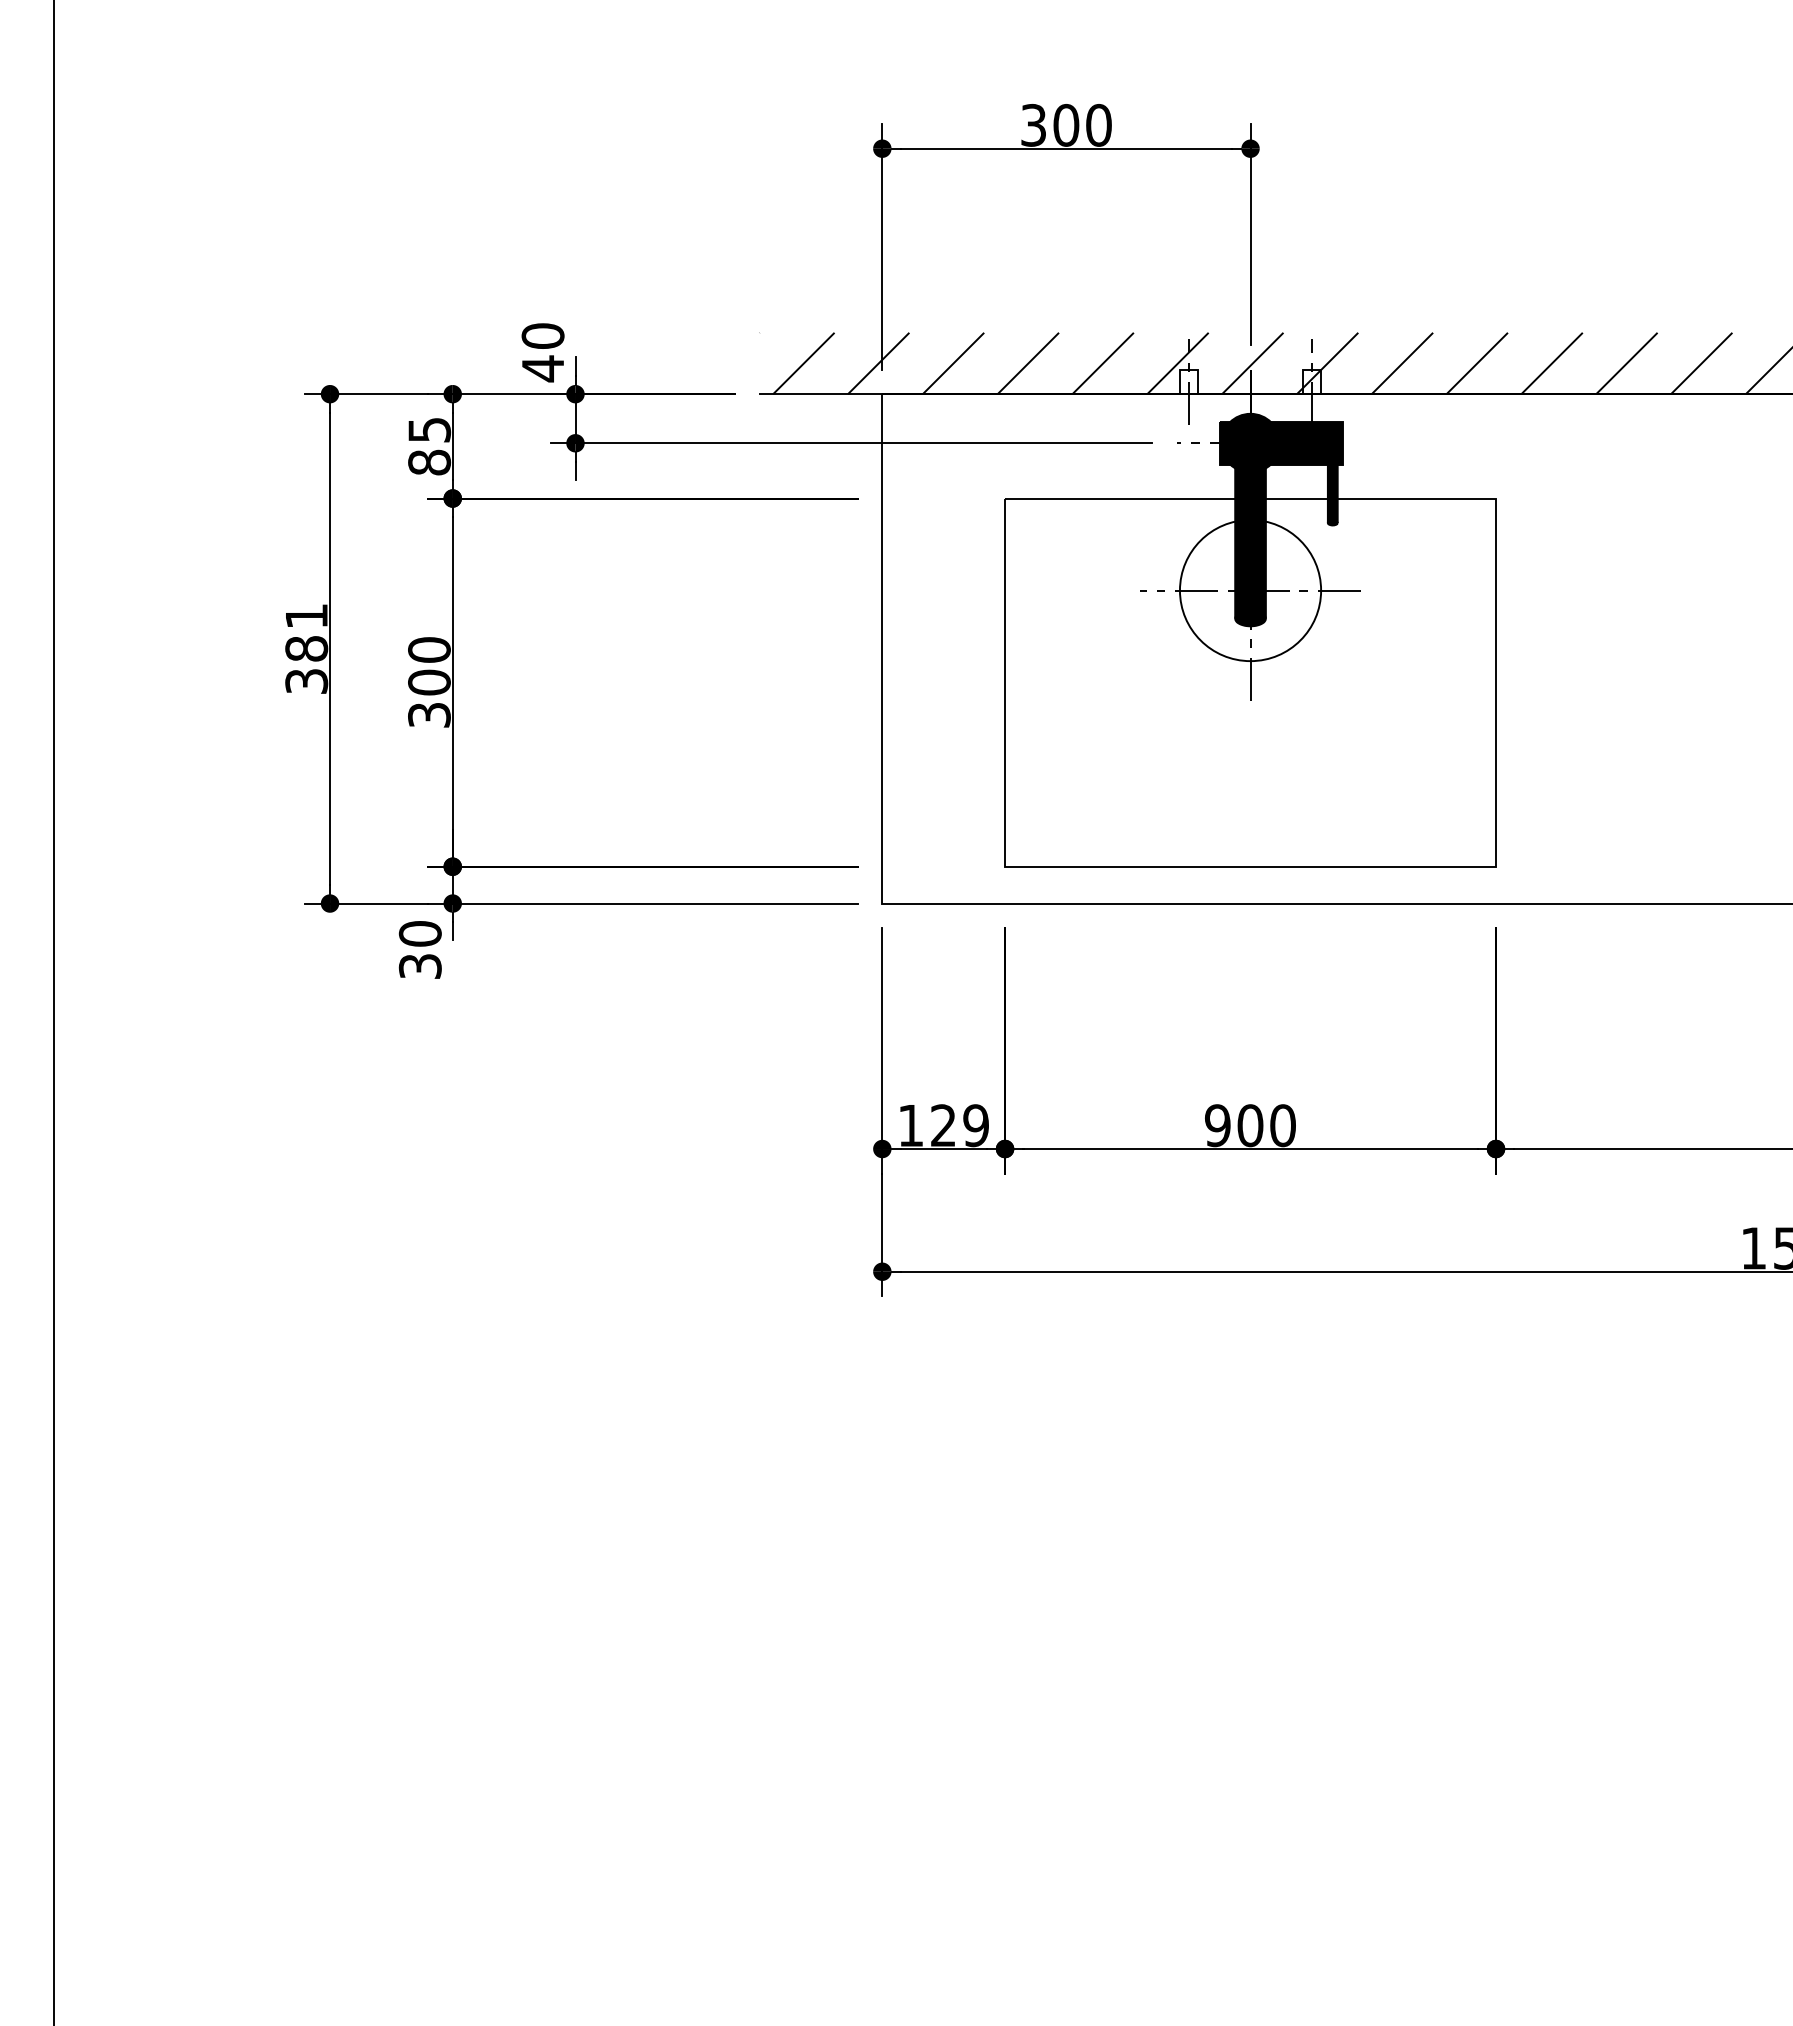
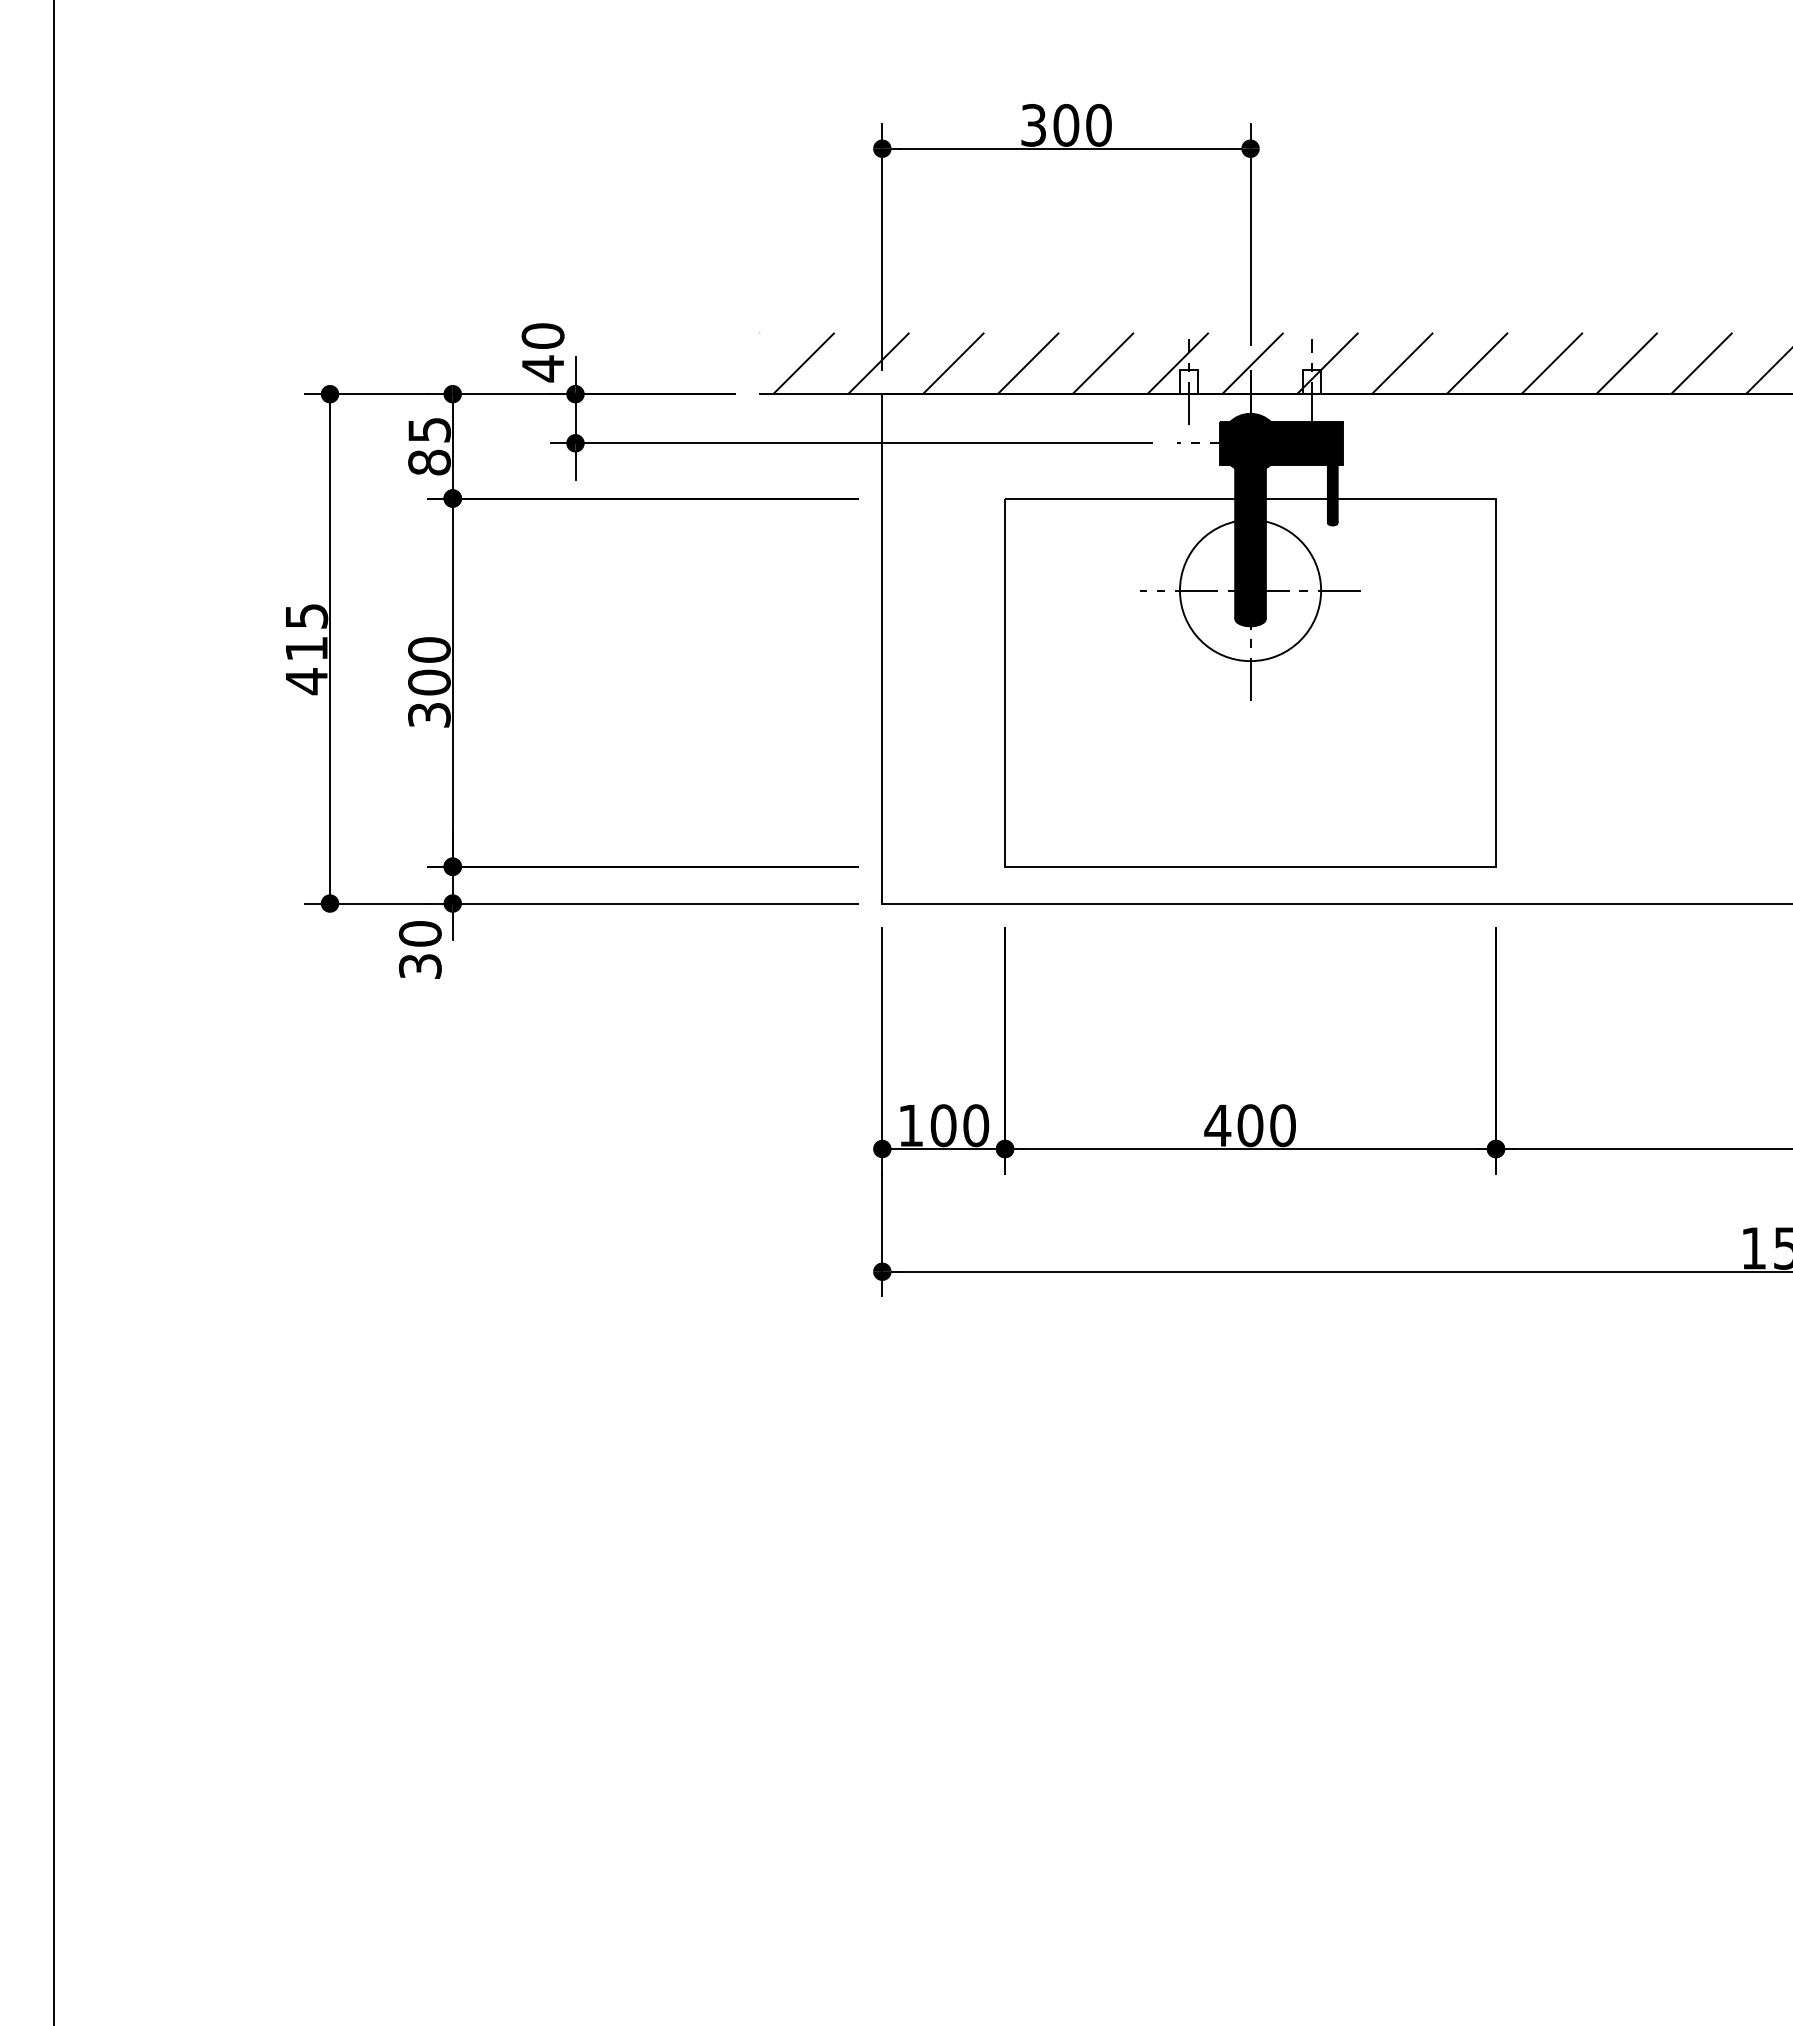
text: 381 -> 415 (306, 649)
text: 129 -> 100 (959, 1125)
text: 900 -> 400 (1217, 1125)
